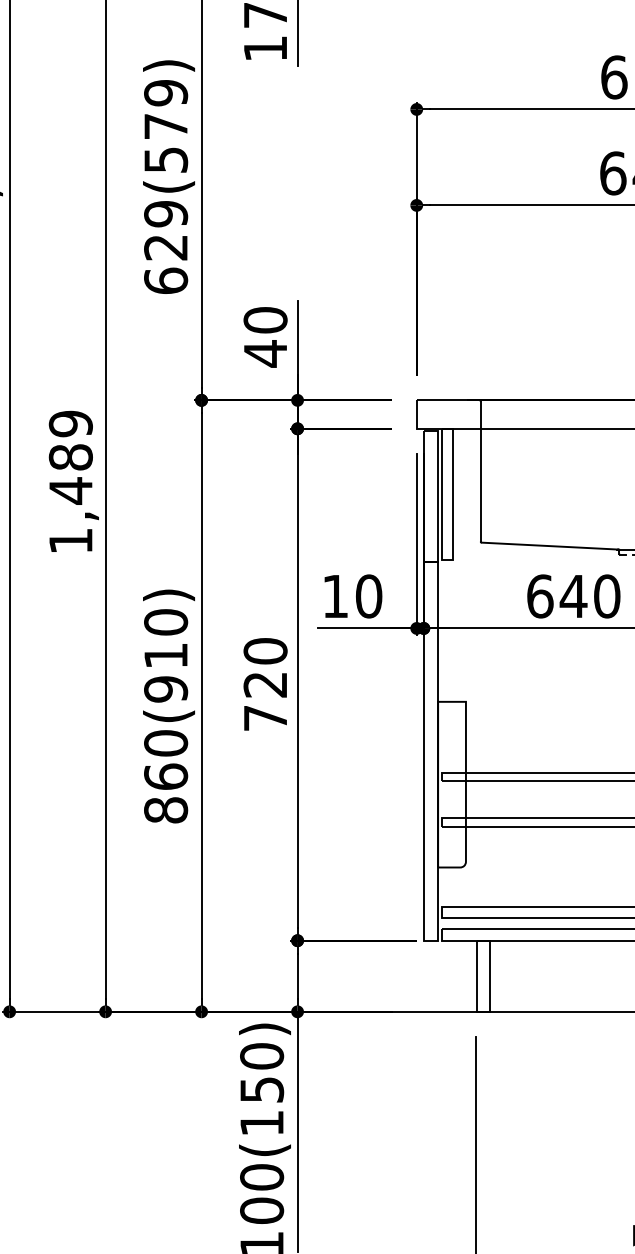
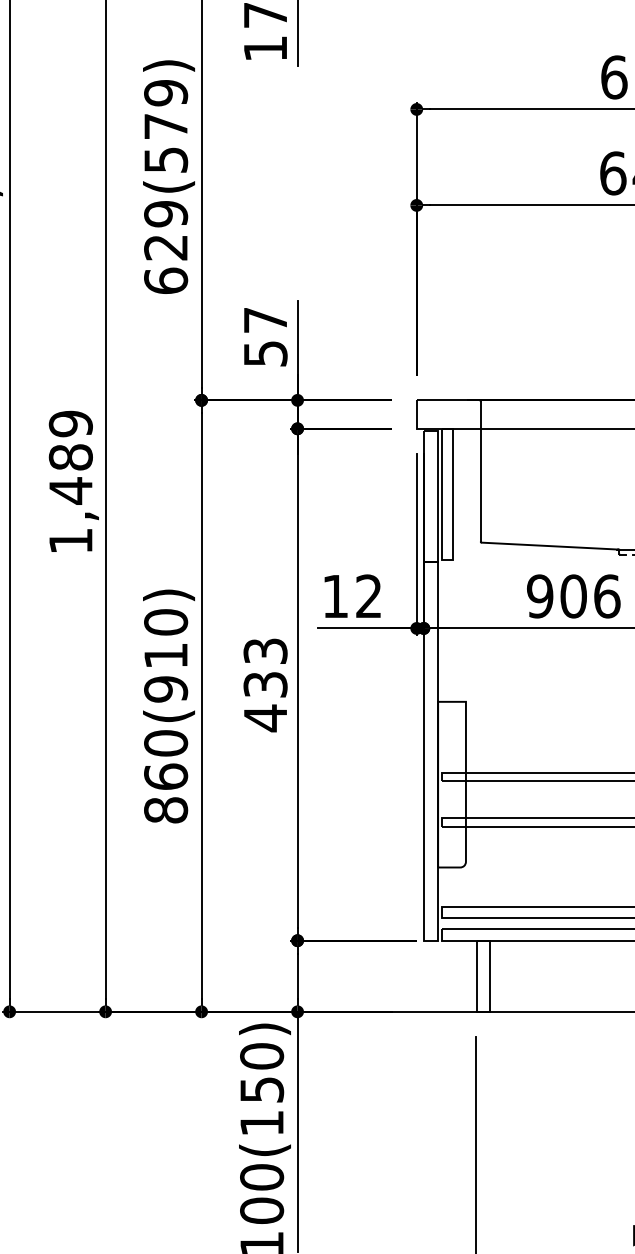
text: 40 -> 57 (265, 337)
text: 10 -> 12 (369, 596)
text: 640 -> 906 (573, 596)
text: 720 -> 433 (265, 685)
